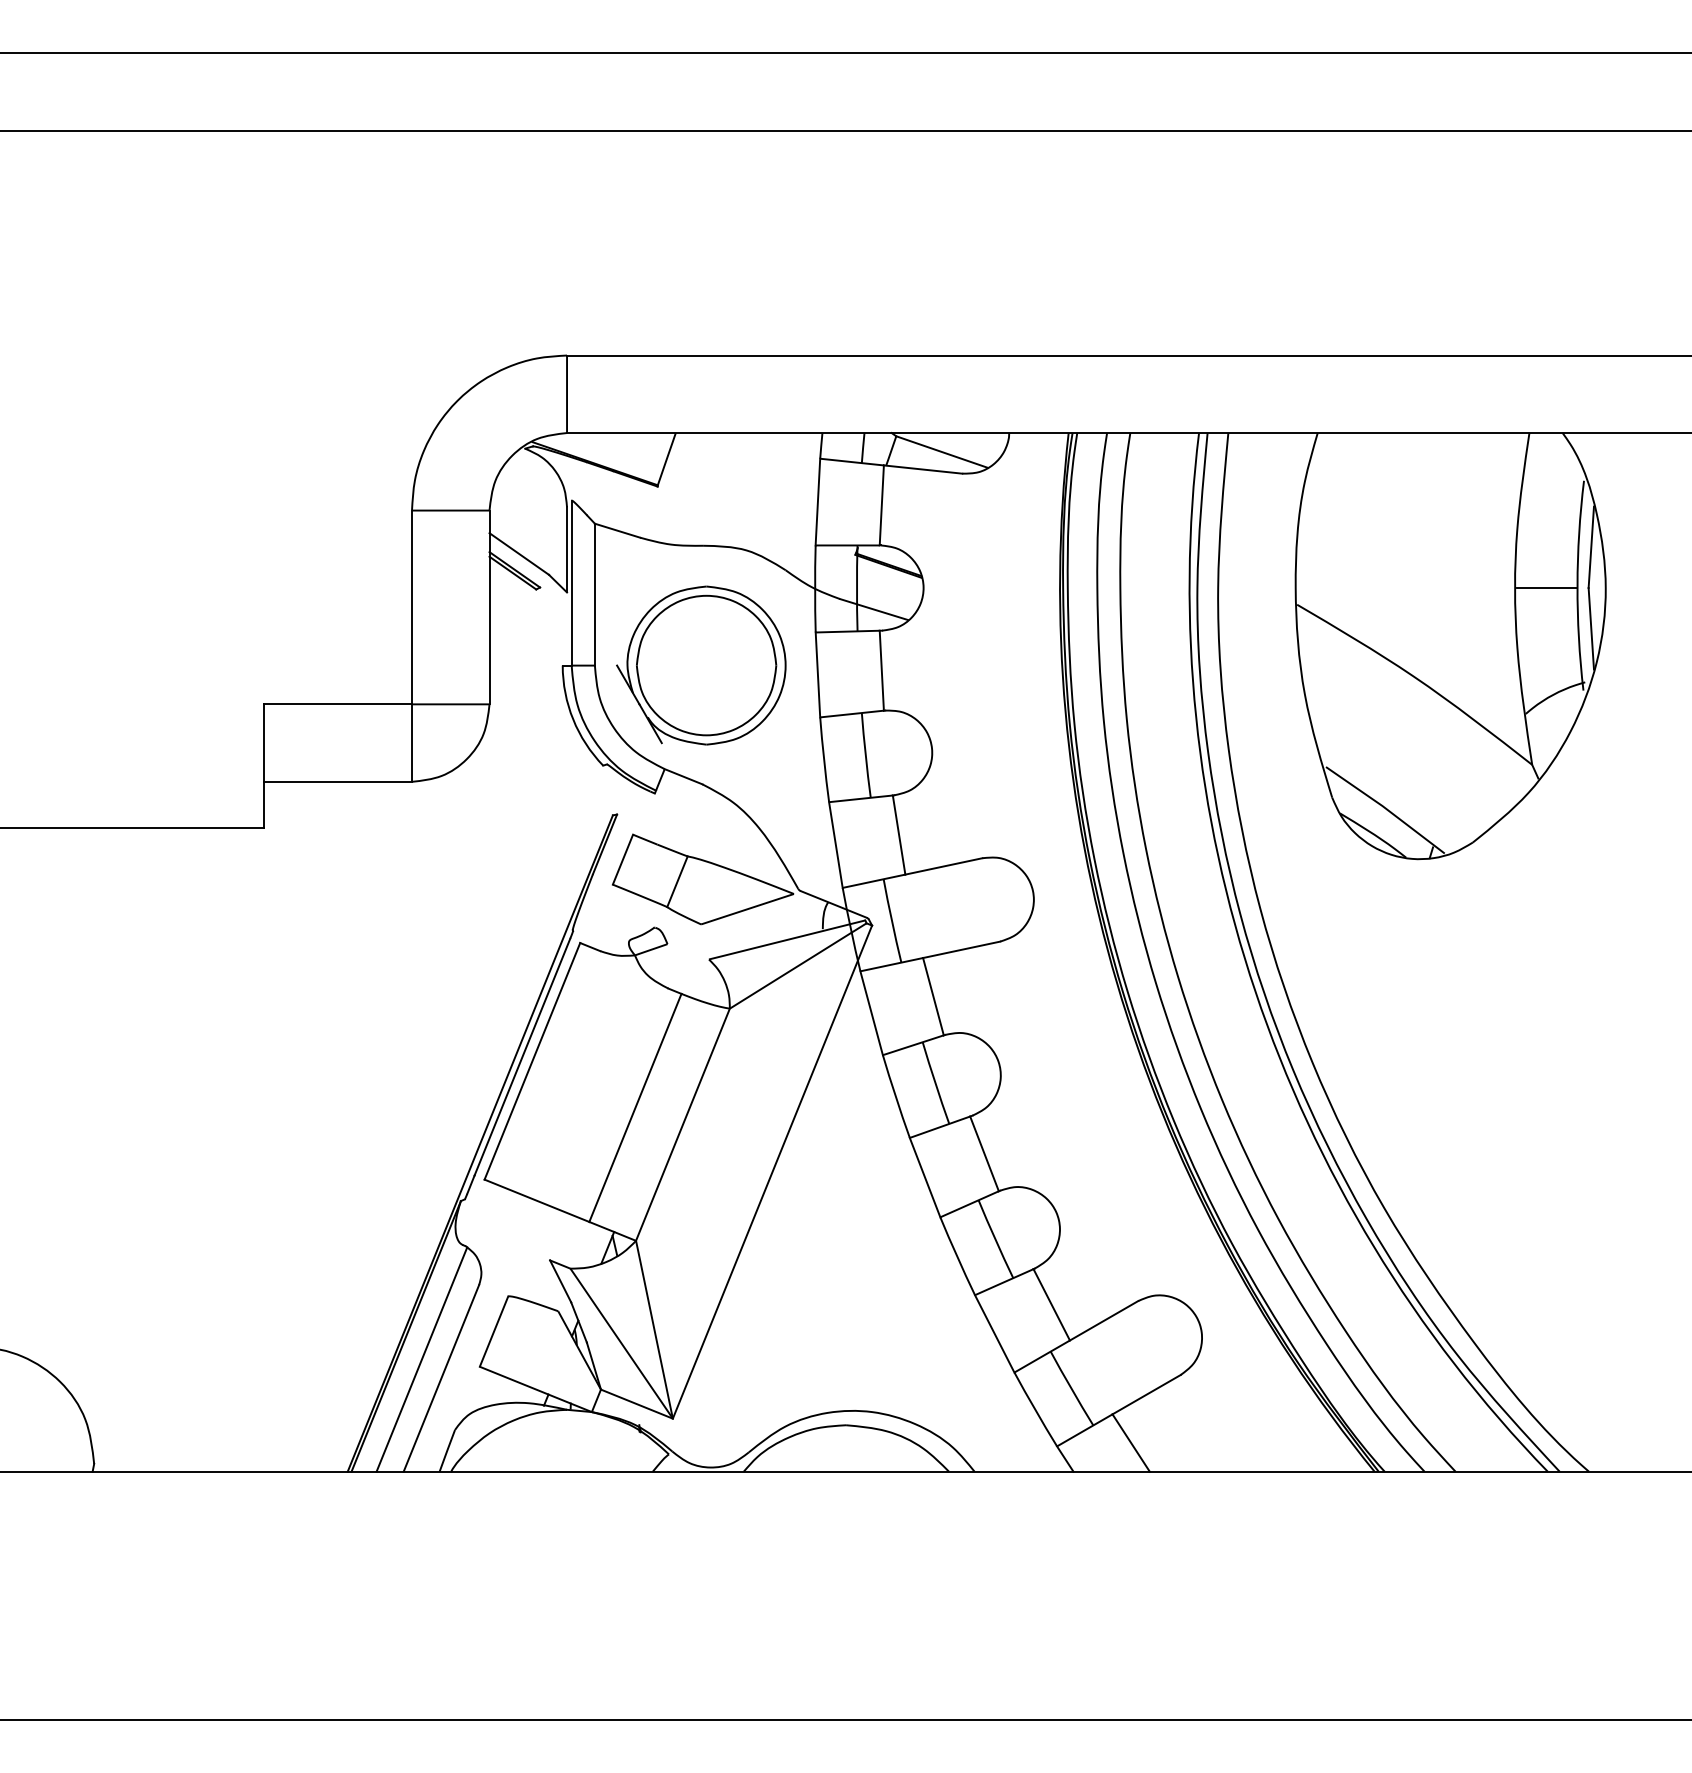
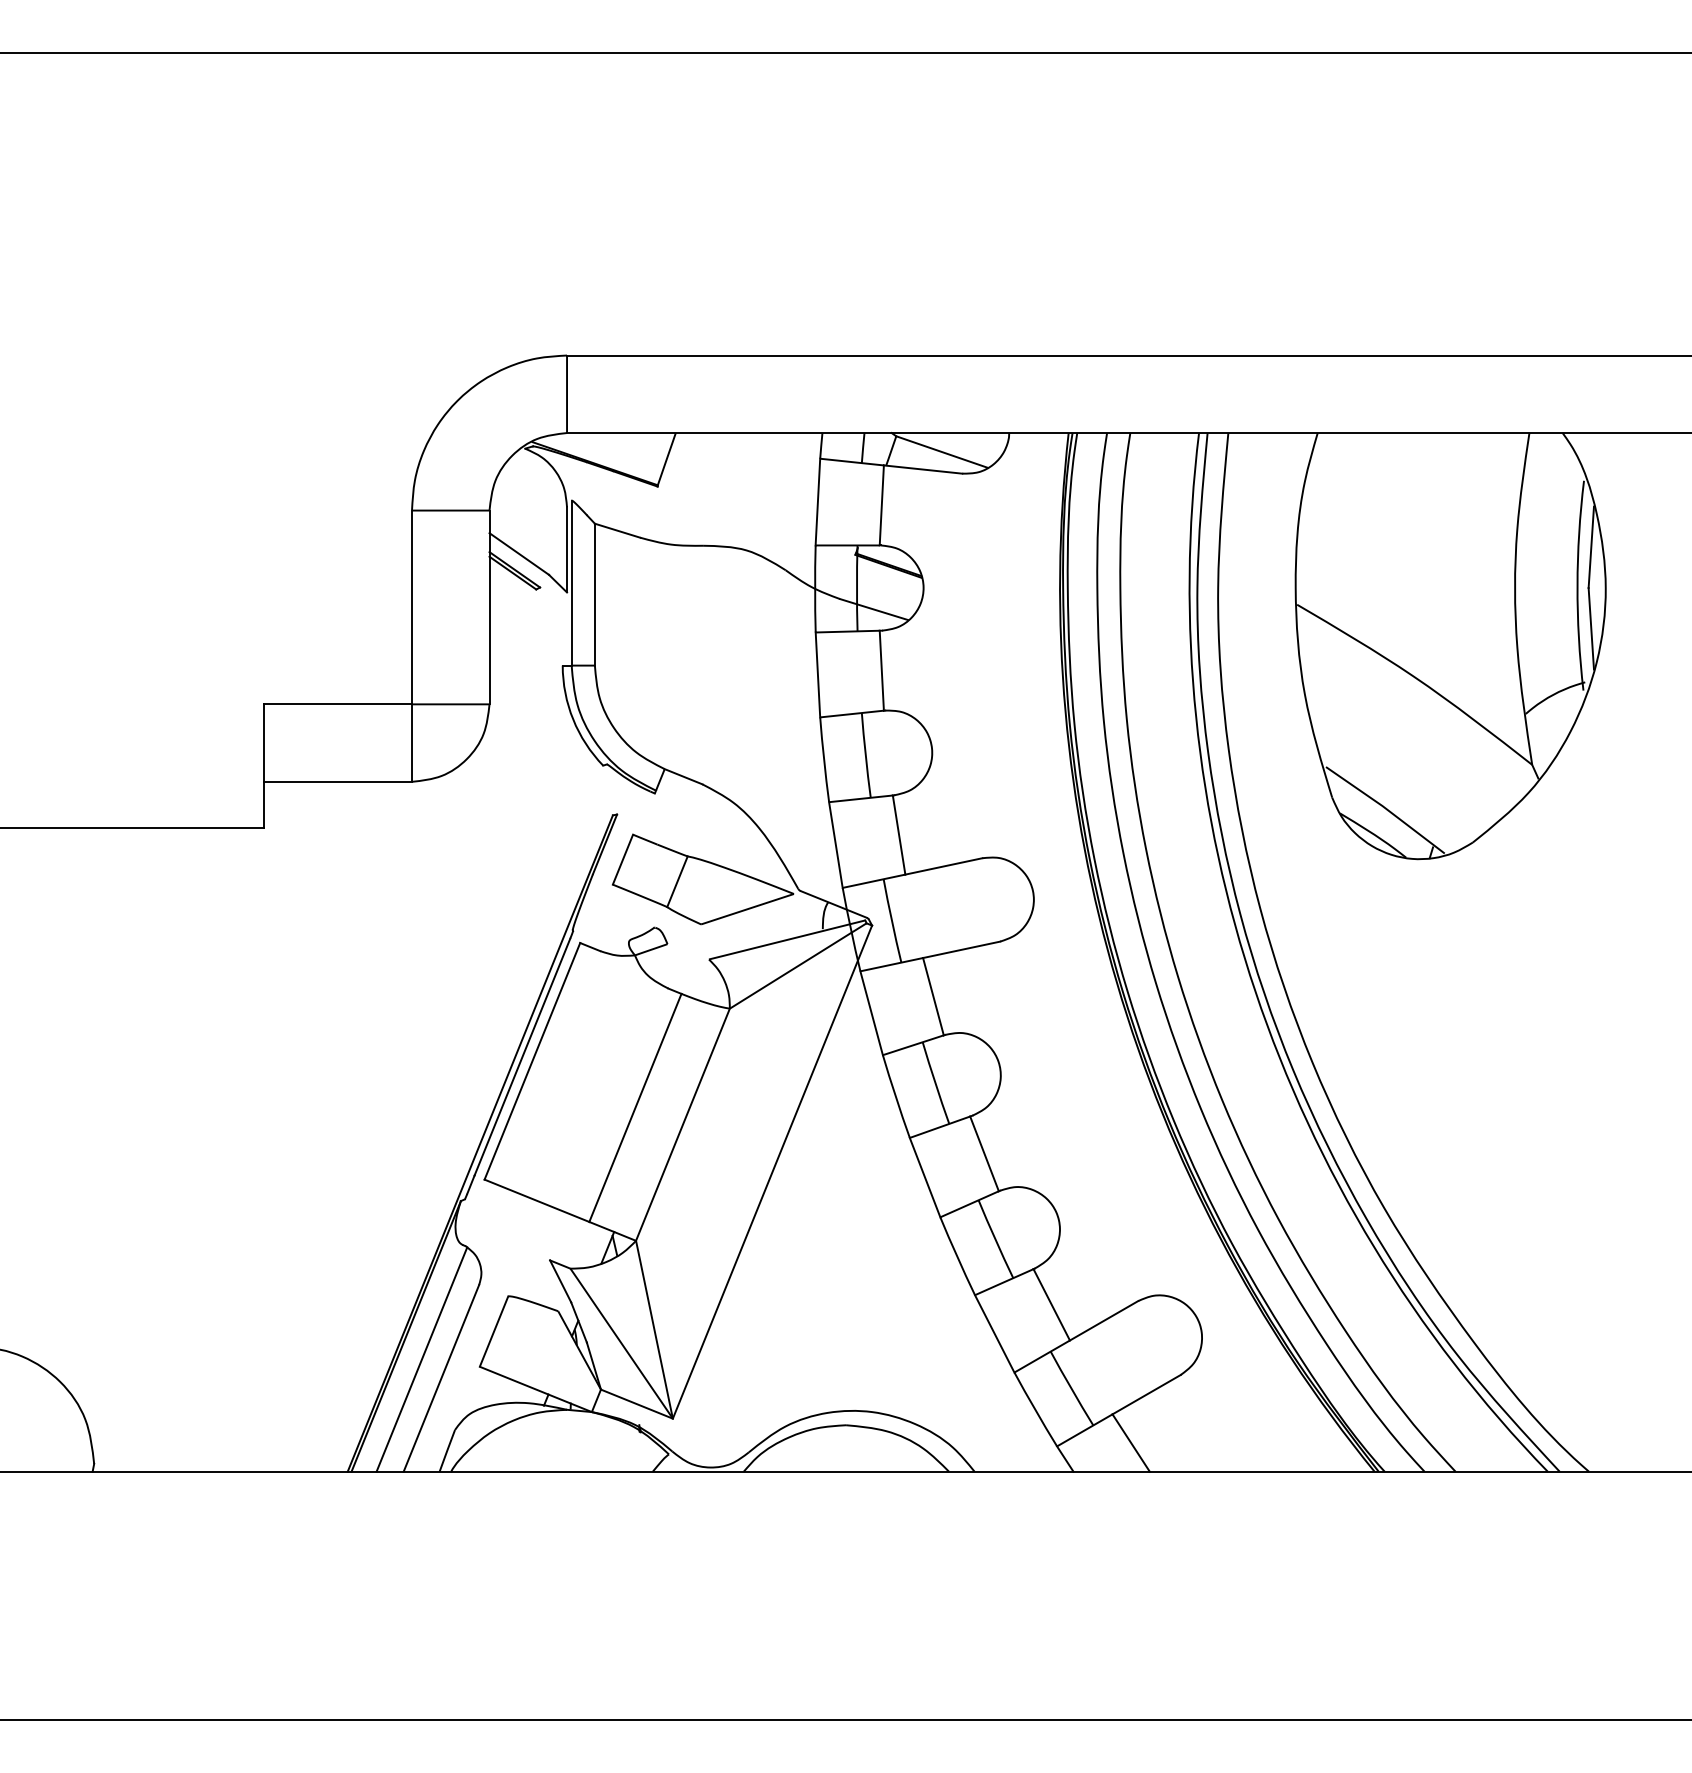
line: present -> none (845, 130)
line: present -> none (1547, 588)
part: present -> none (701, 665)
